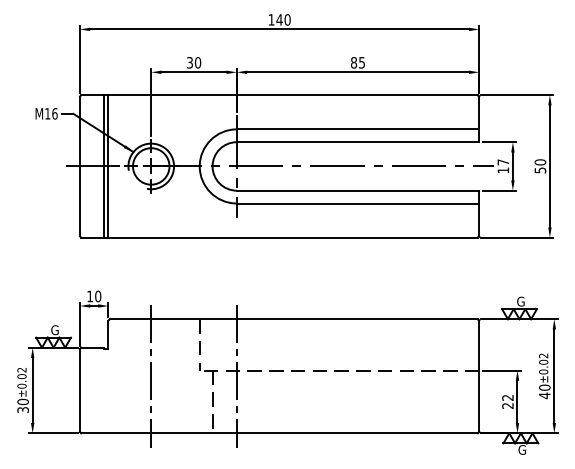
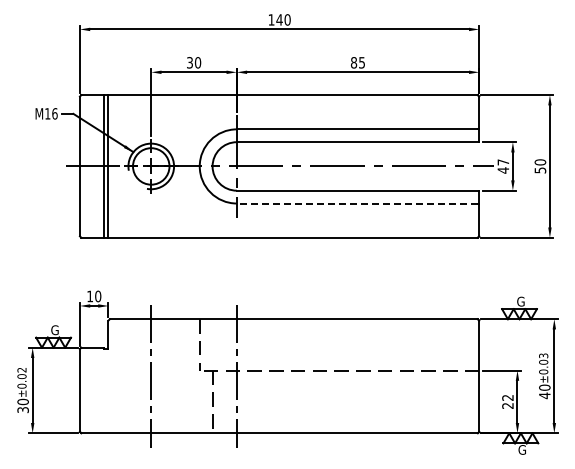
text: 17 -> 47 (503, 170)
line: solid -> dashed (357, 203)
text: ±0.02 -> ±0.03 (543, 355)
